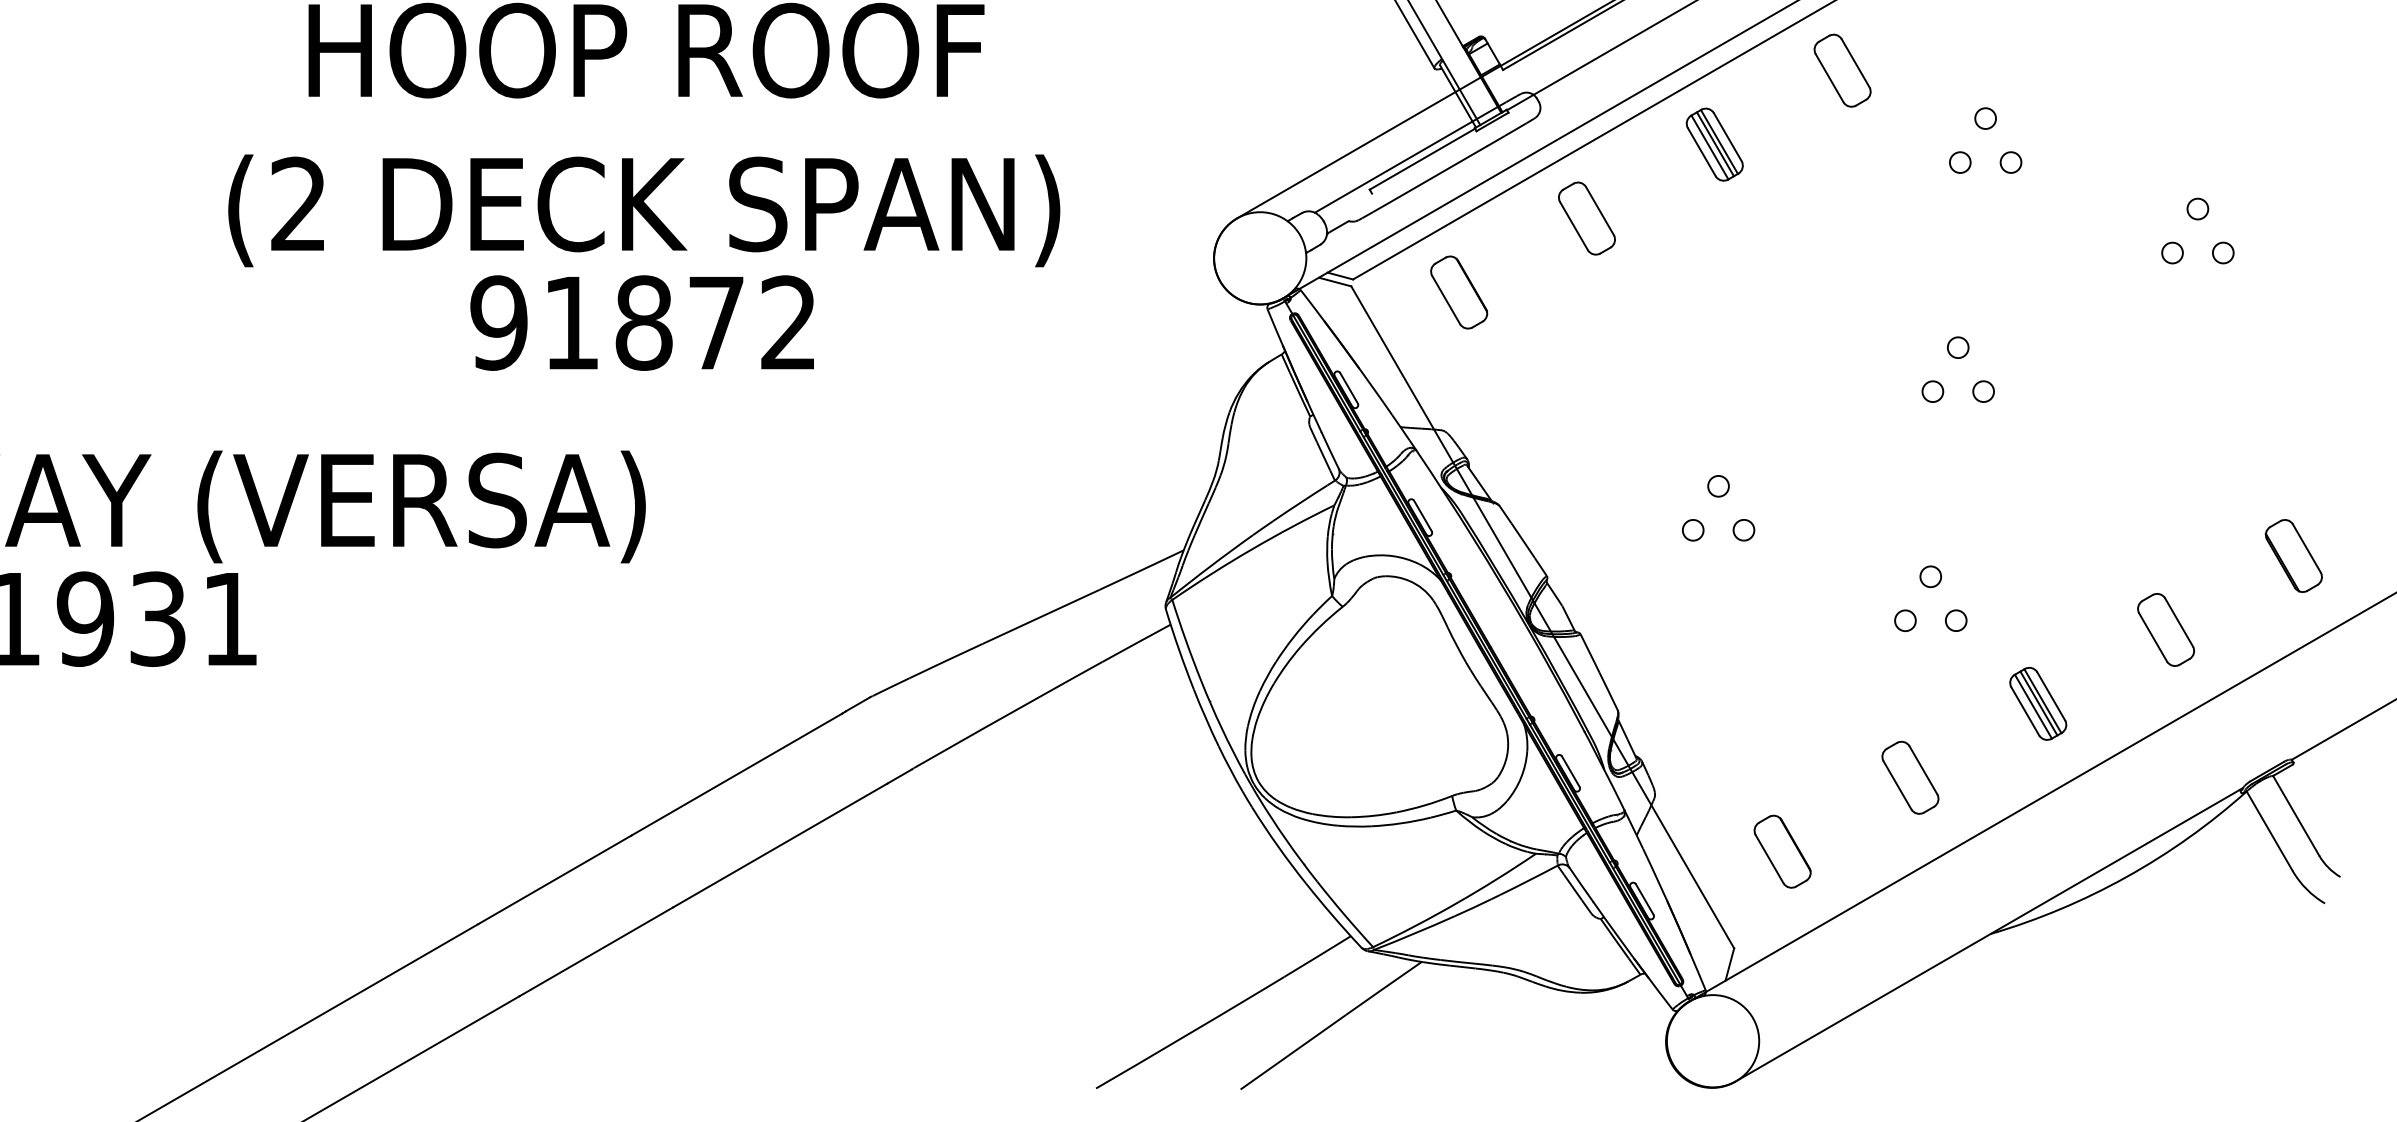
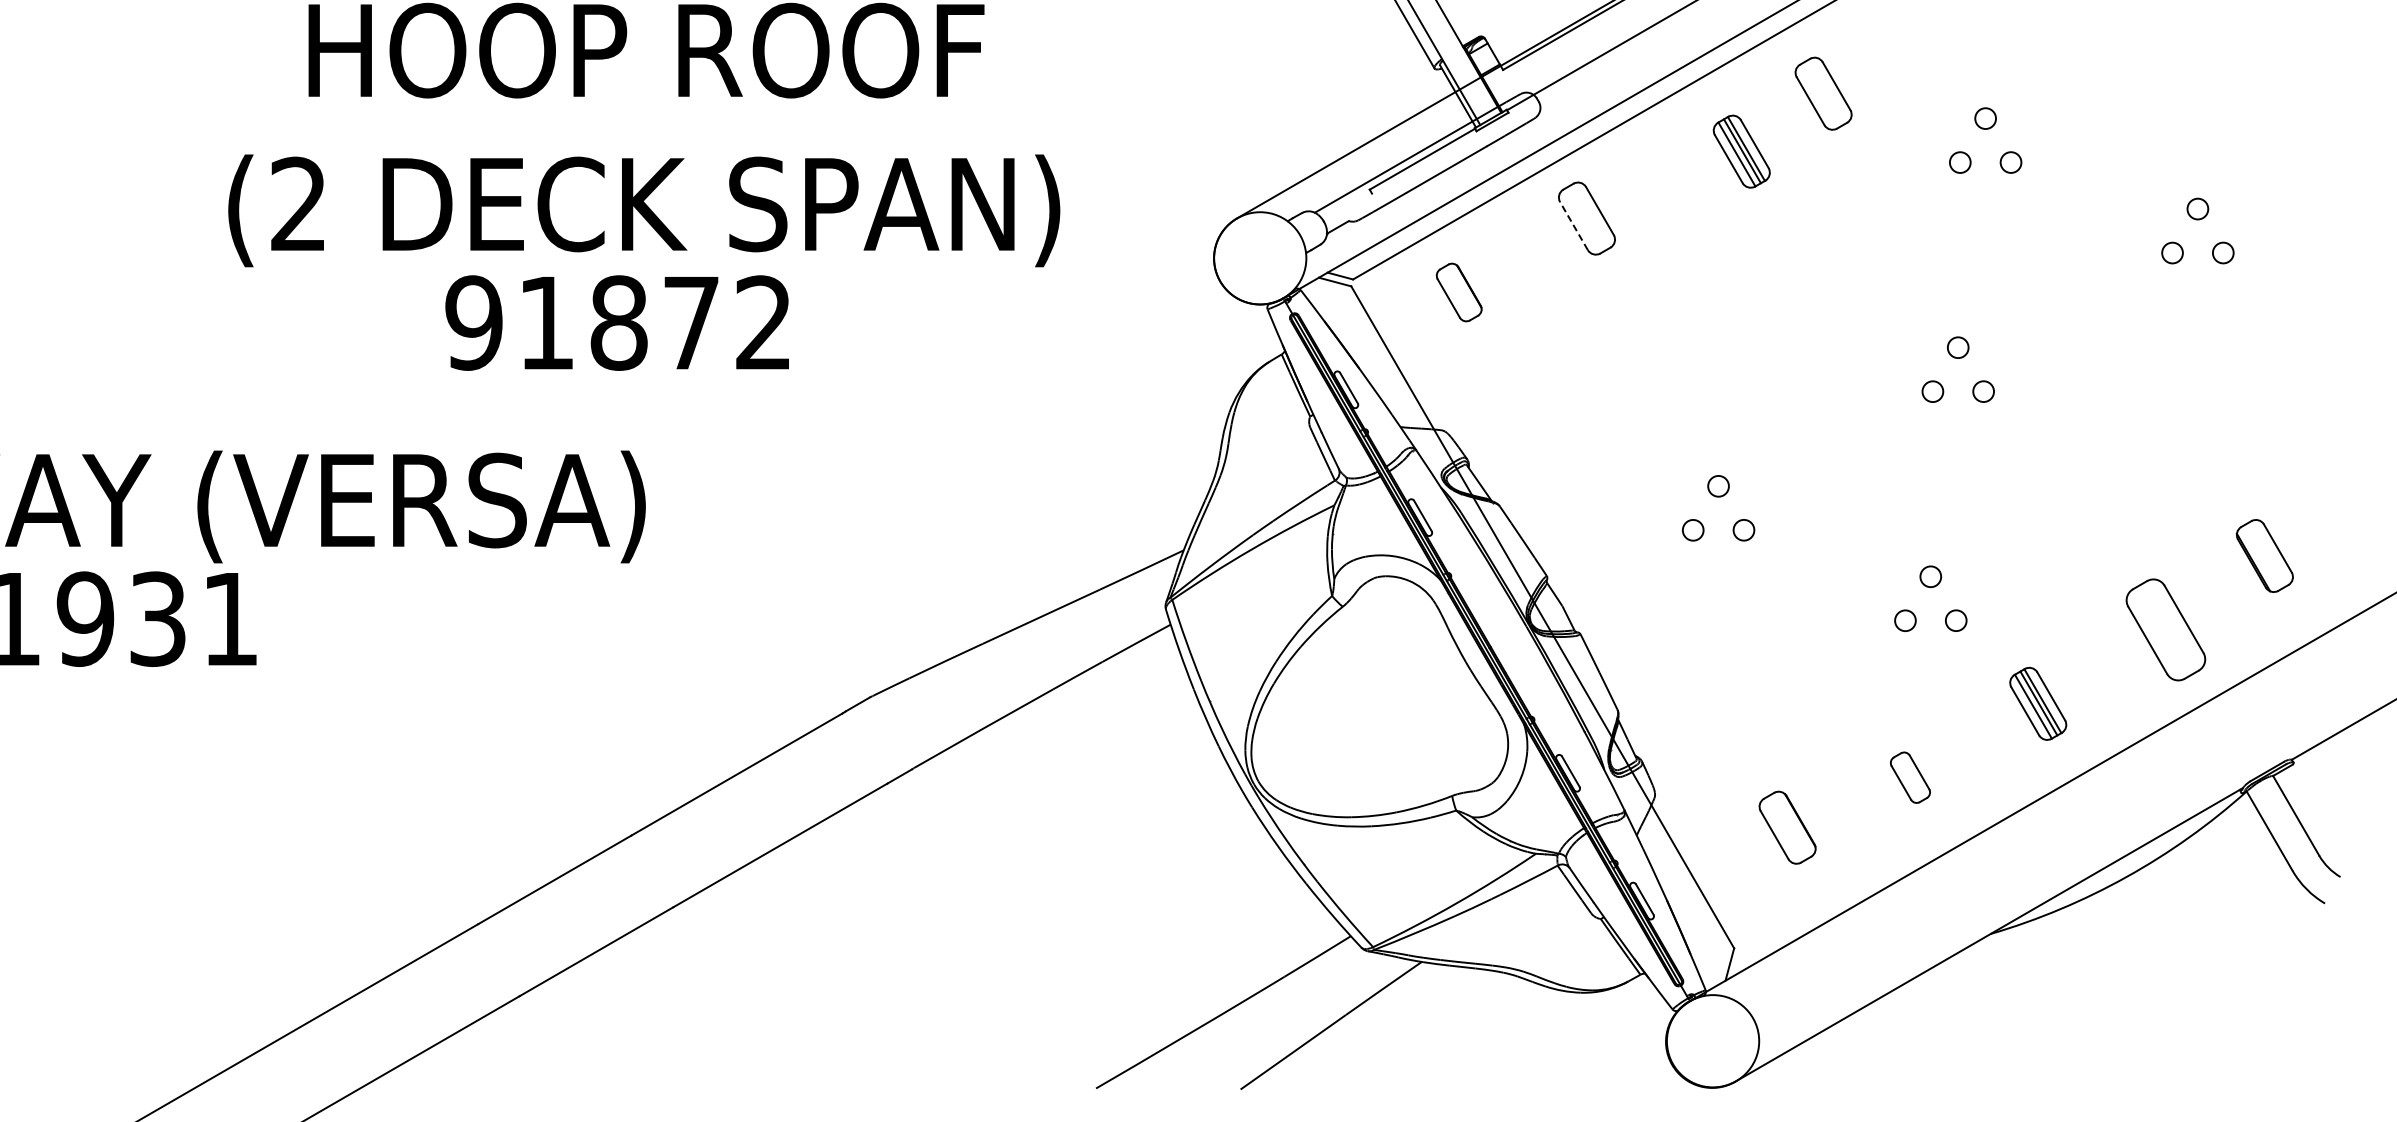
part position: (1842, 70) -> (1823, 93) (1823, 93)
part position: (1714, 144) -> (1741, 151) (1741, 151)
line: solid -> dashed (1574, 226)
part size: 59x75 px -> 48x61 px (1458, 292)
text position: (641, 322) -> (616, 322) (616, 322)
part position: (2293, 555) -> (2264, 555) (2264, 555)
part size: 59x74 px -> 82x104 px (2165, 629)
part size: 59x75 px -> 42x53 px (1909, 777)
part position: (1782, 851) -> (1787, 827) (1787, 827)
